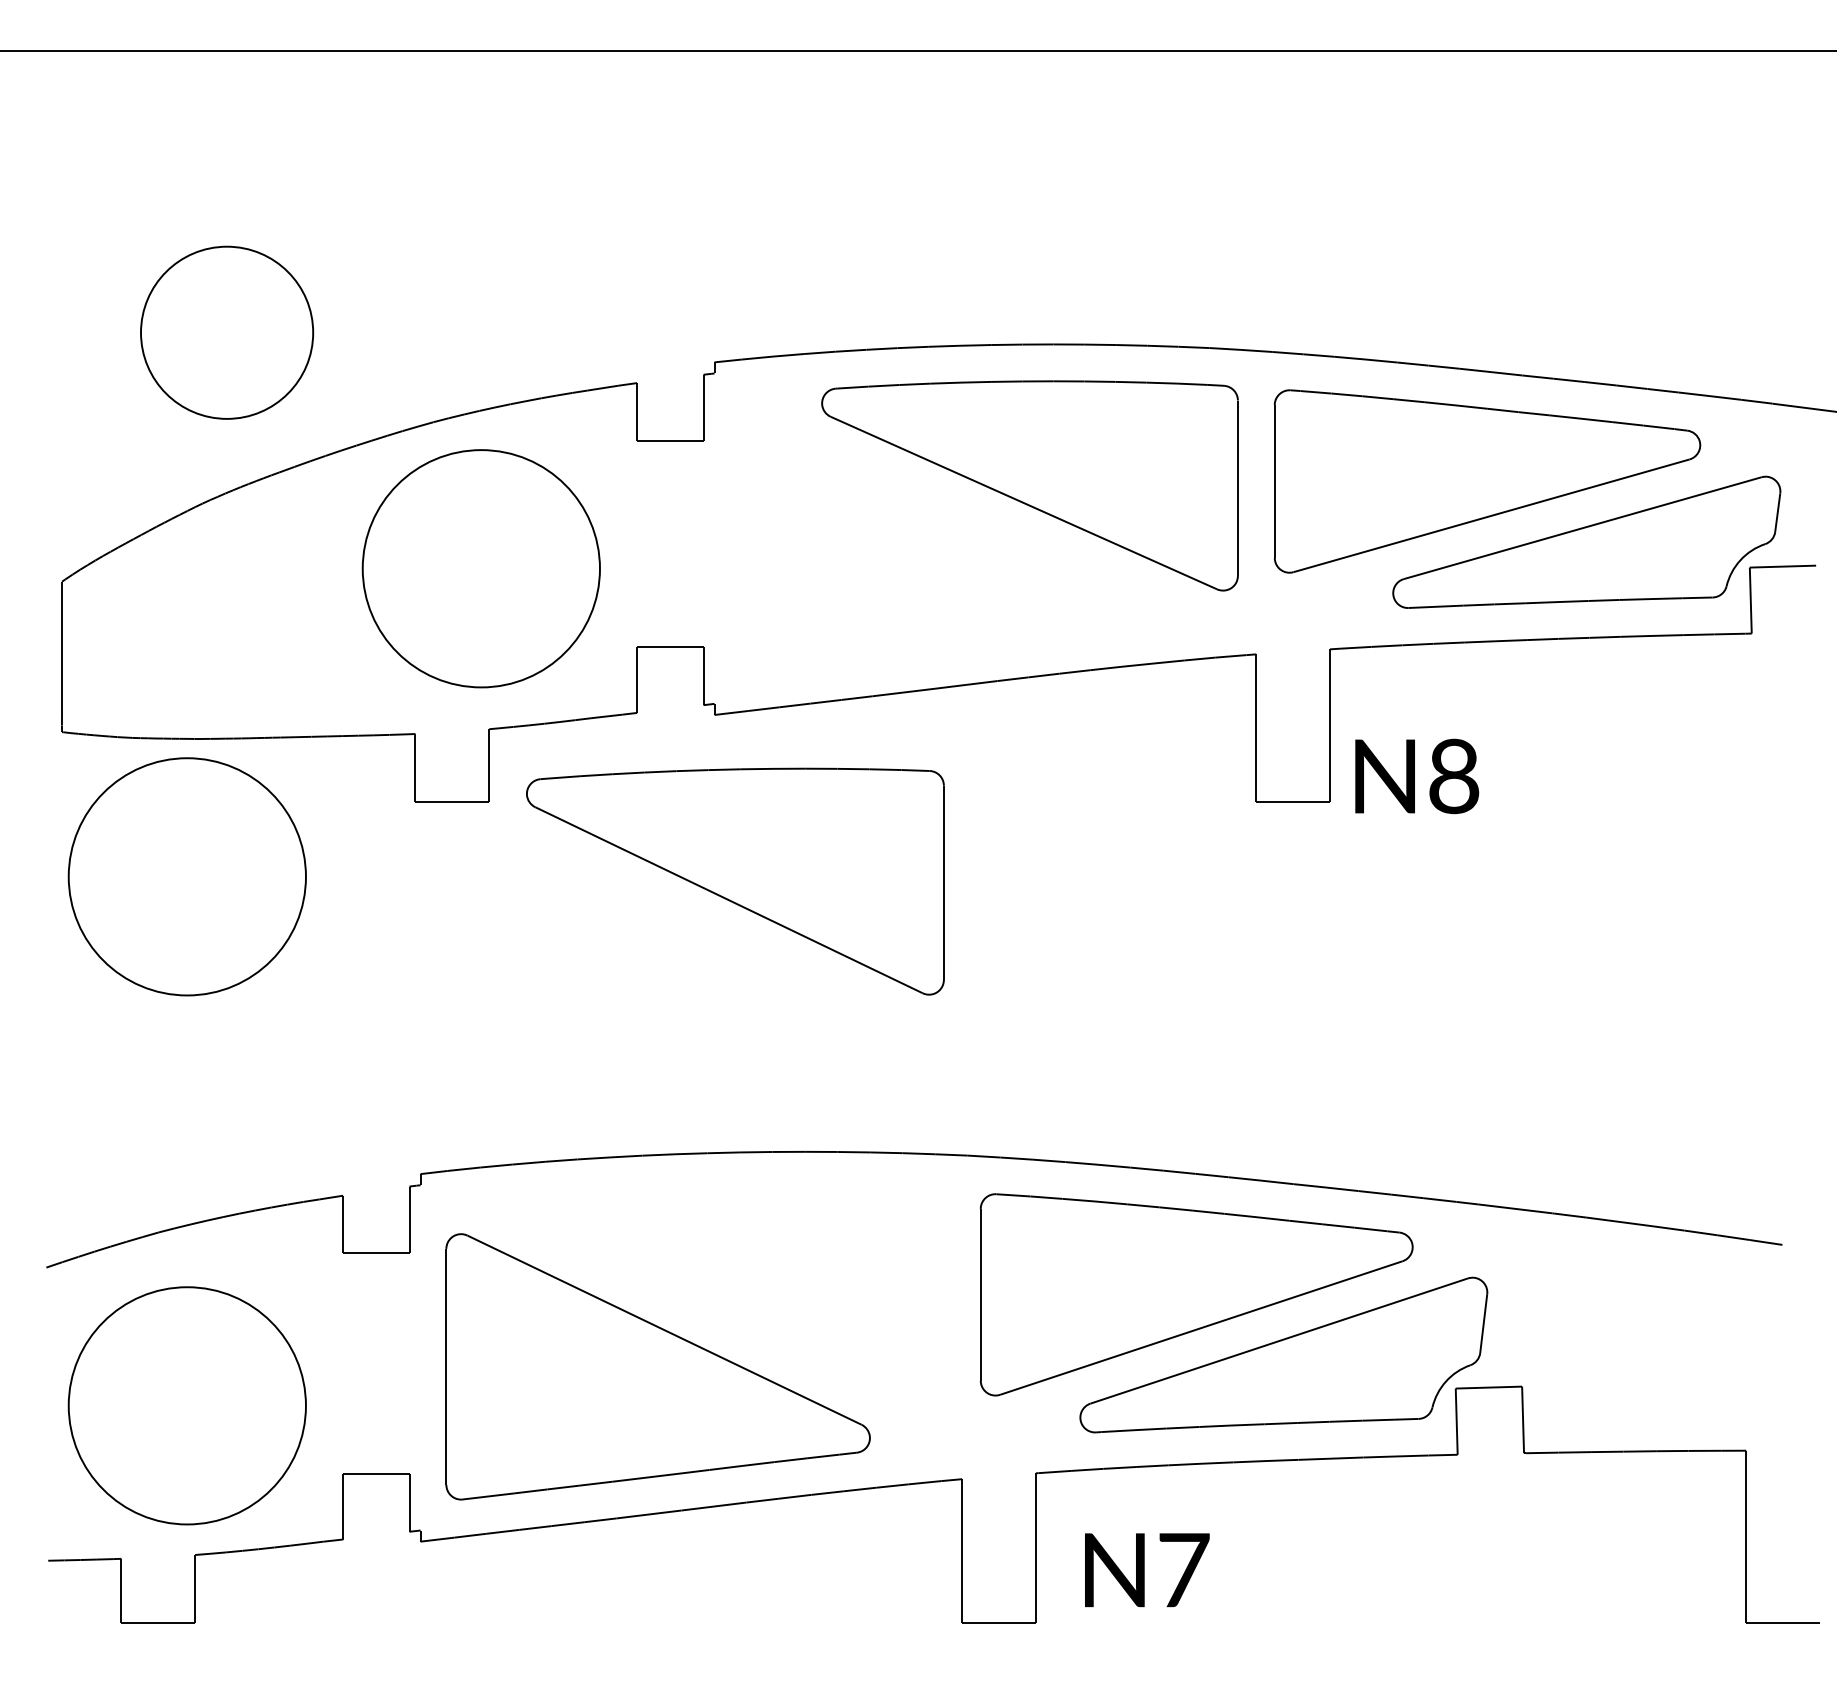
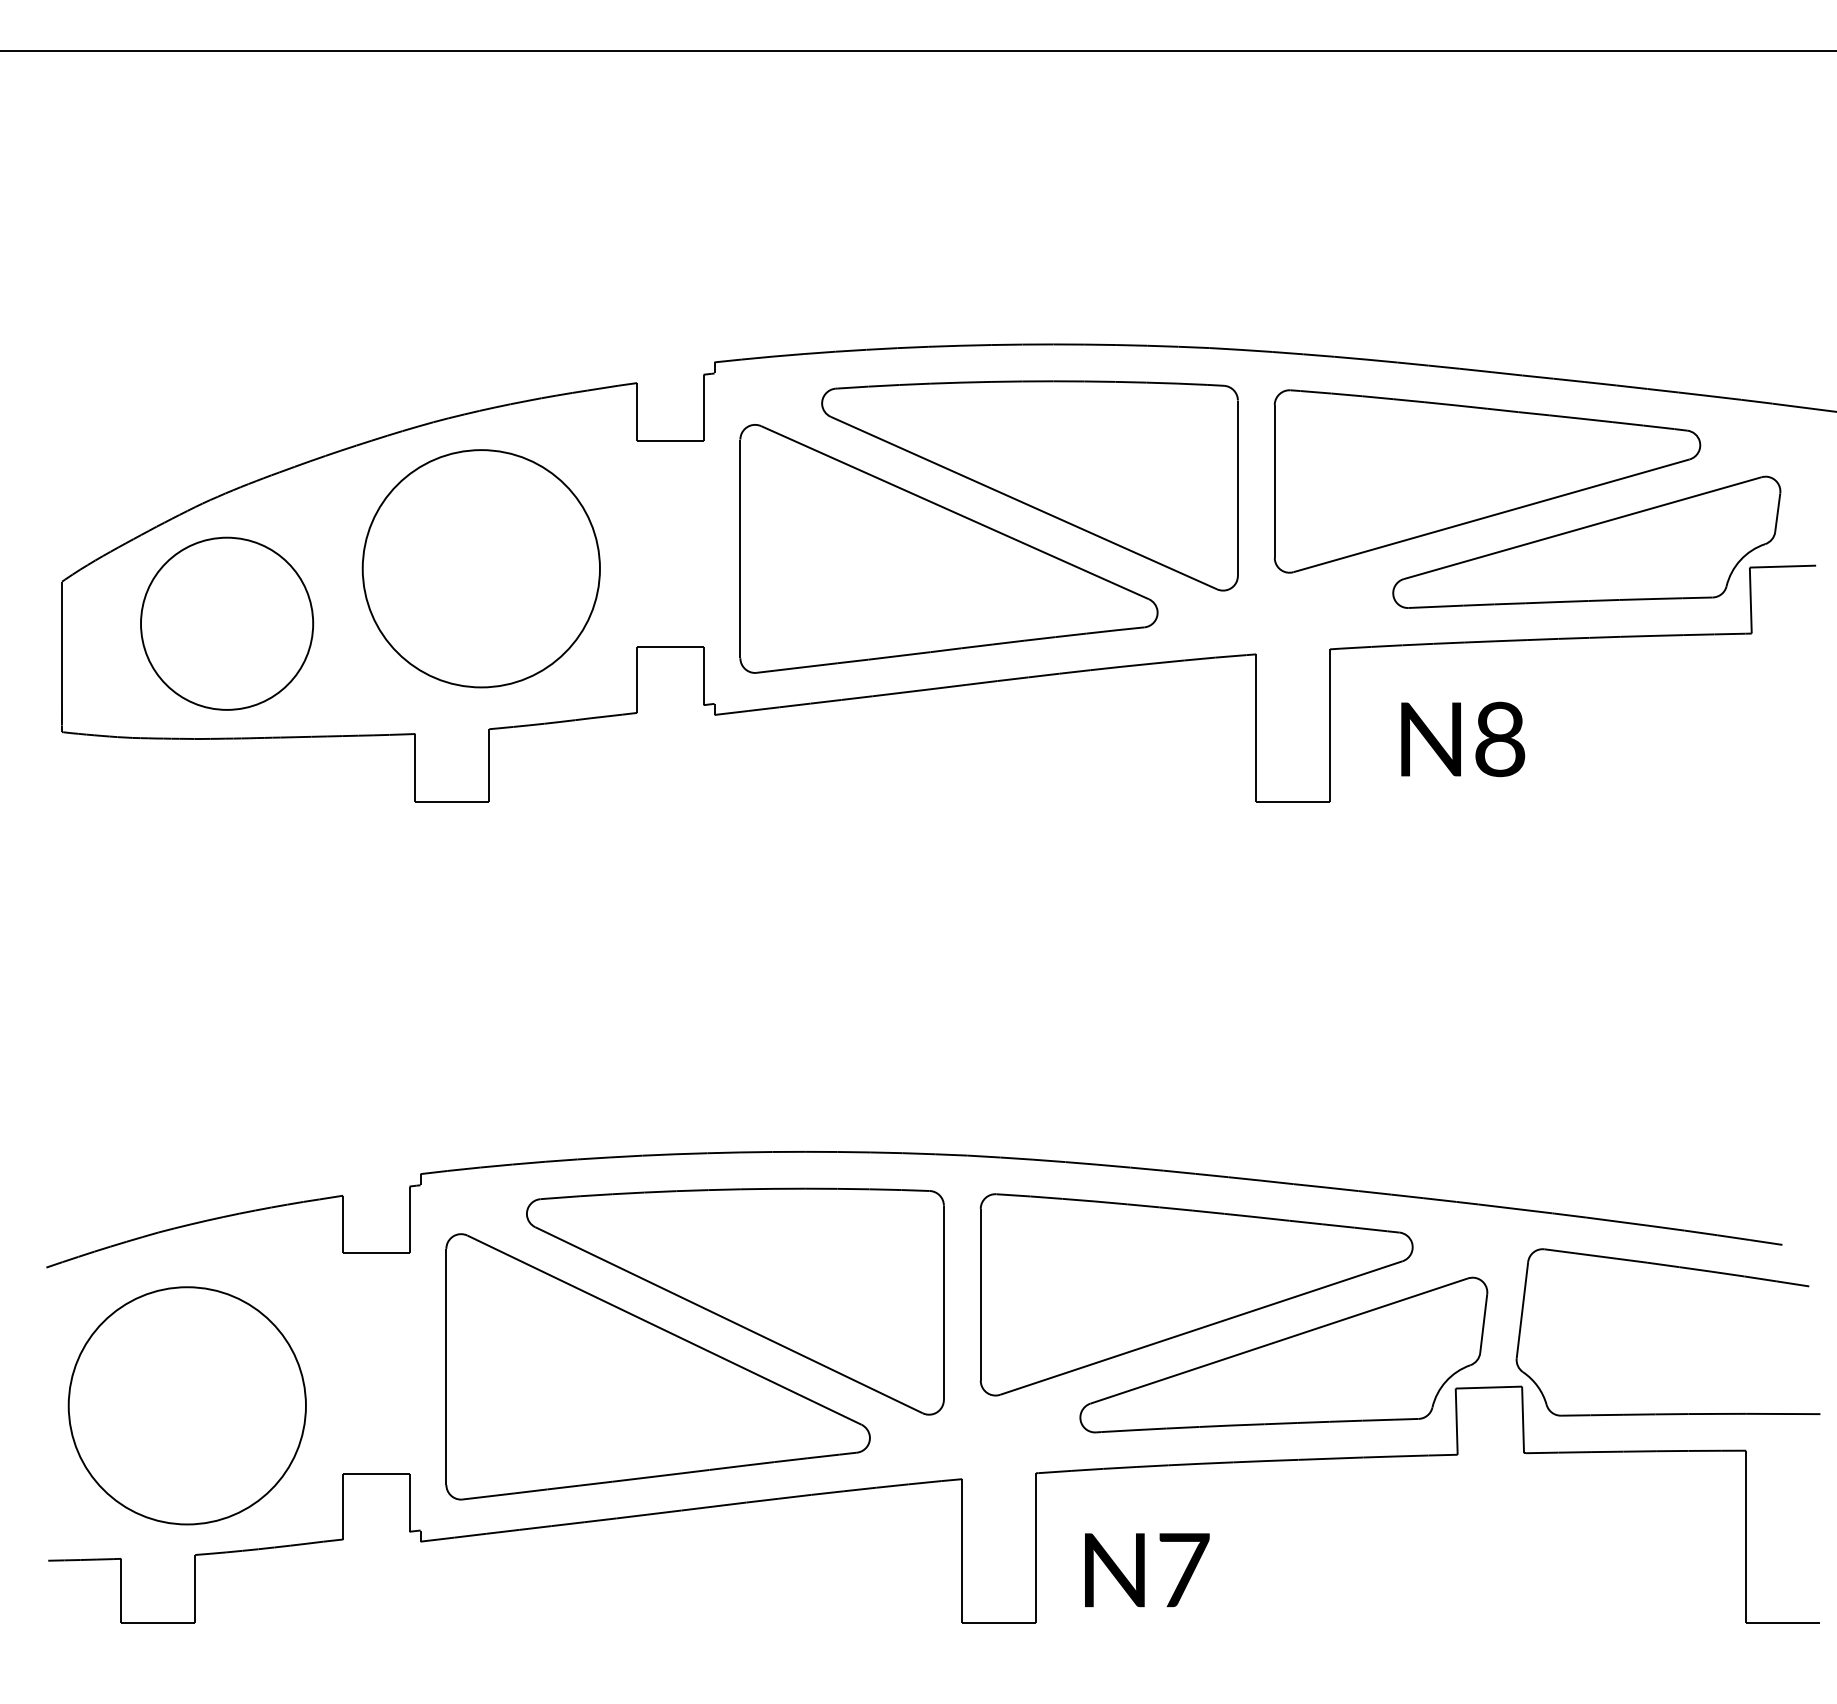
part position: (227, 332) -> (227, 623) (227, 623)
part: none -> present (948, 548)
part position: (1417, 776) -> (1463, 739) (1463, 739)
part: present -> none (186, 876)
part position: (735, 881) -> (735, 1301) (735, 1301)
part: none -> present (1679, 1268)
